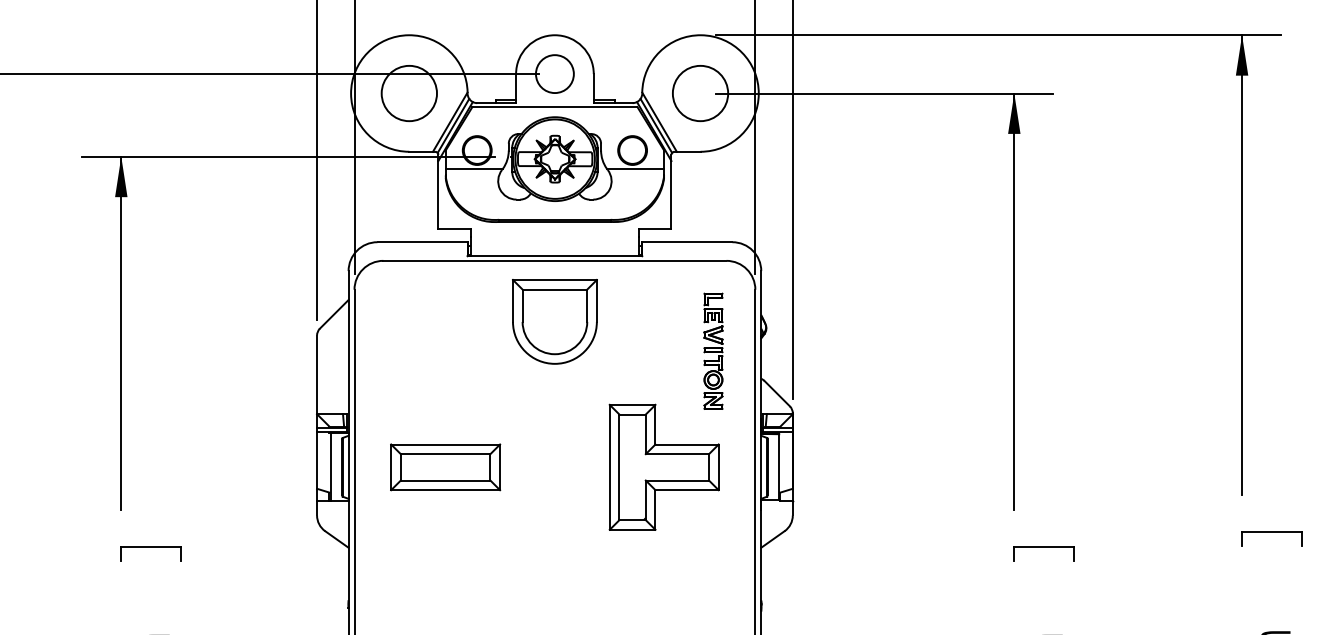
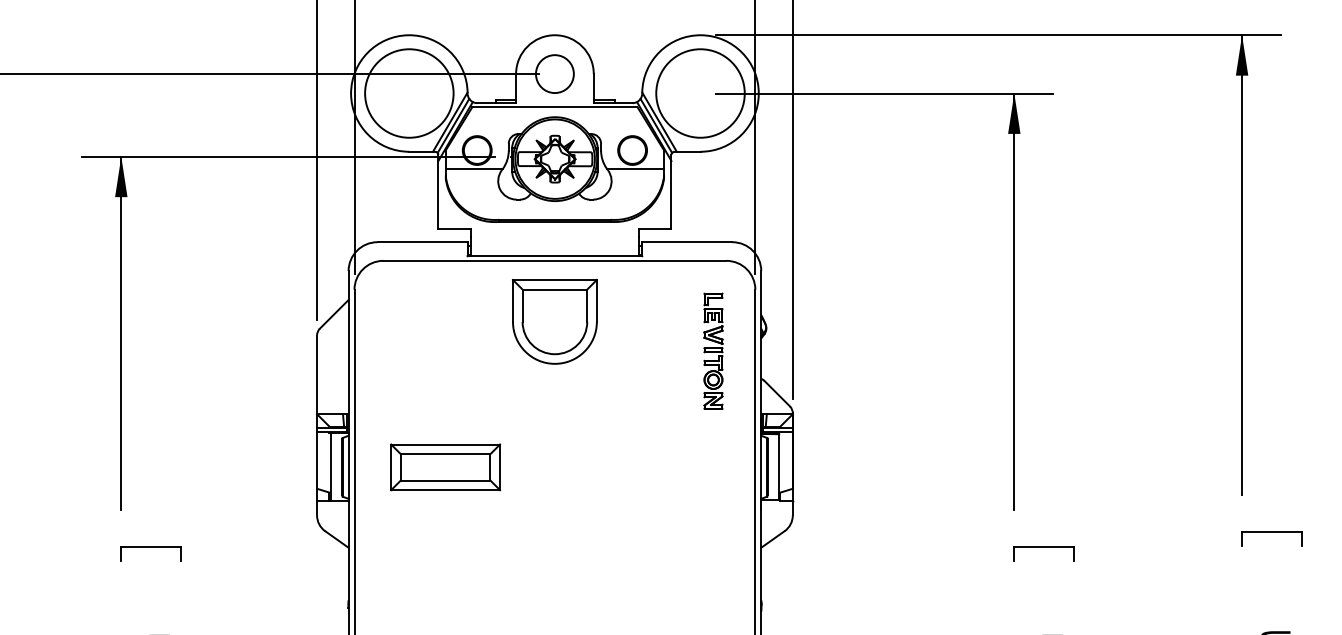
circle diameter: 55 px -> 88 px (409, 93)
circle diameter: 55 px -> 88 px (700, 93)
part: present -> none (663, 466)
